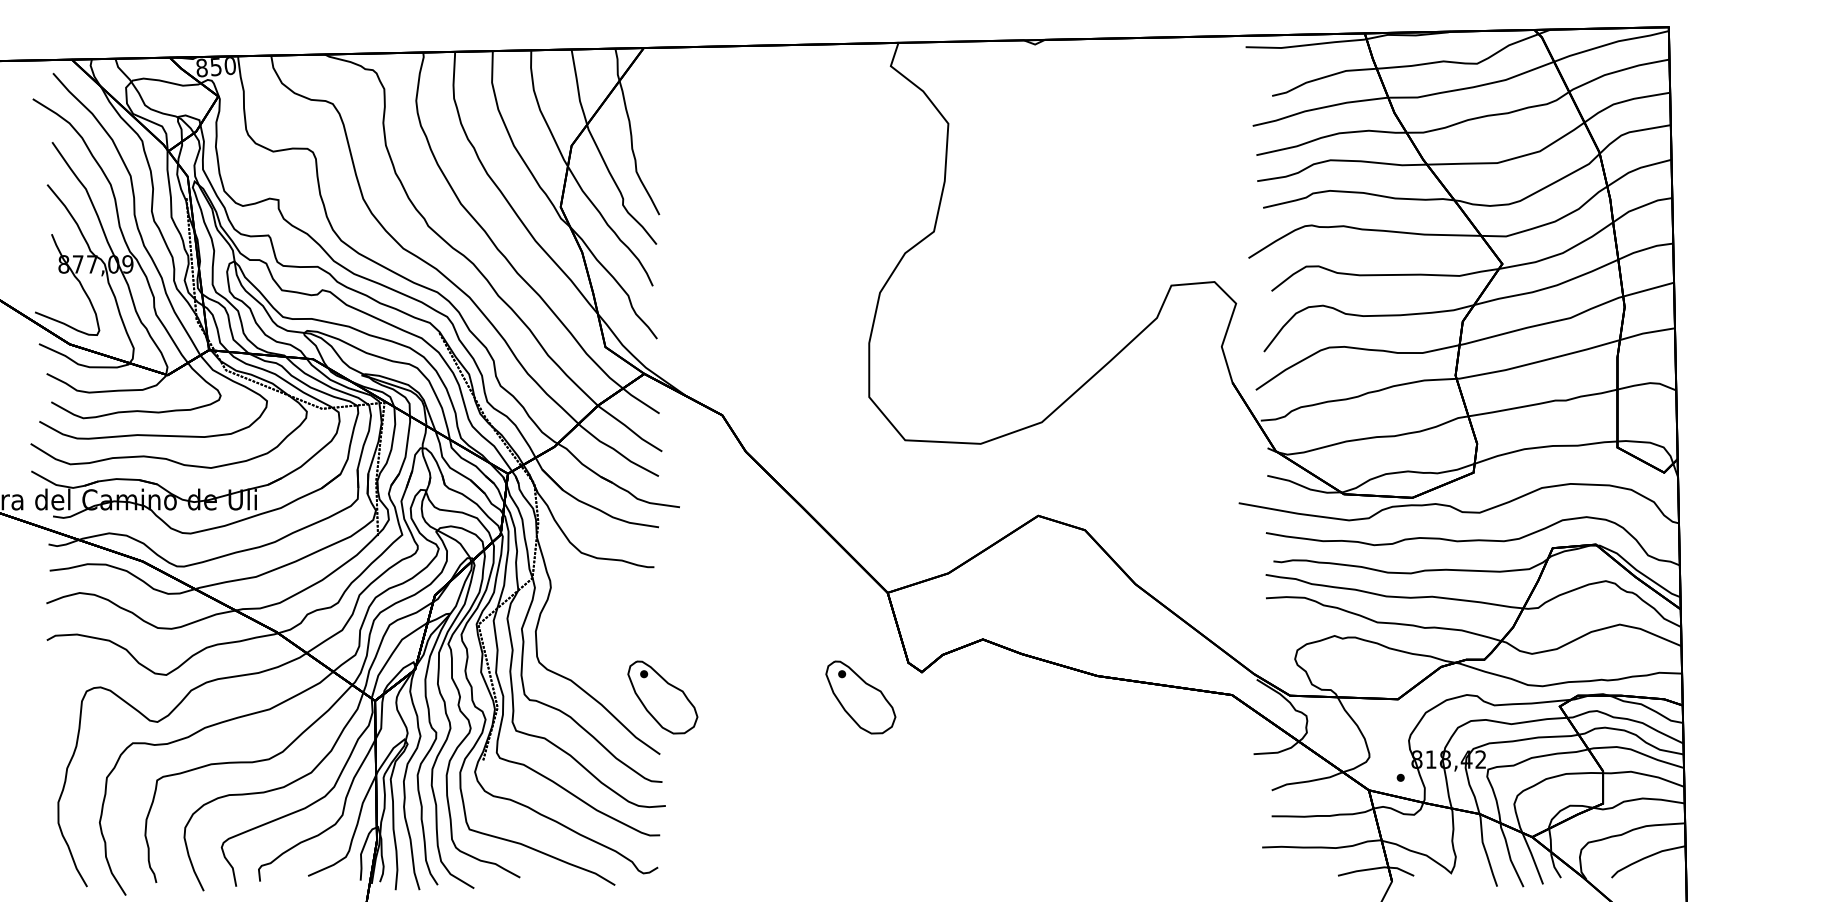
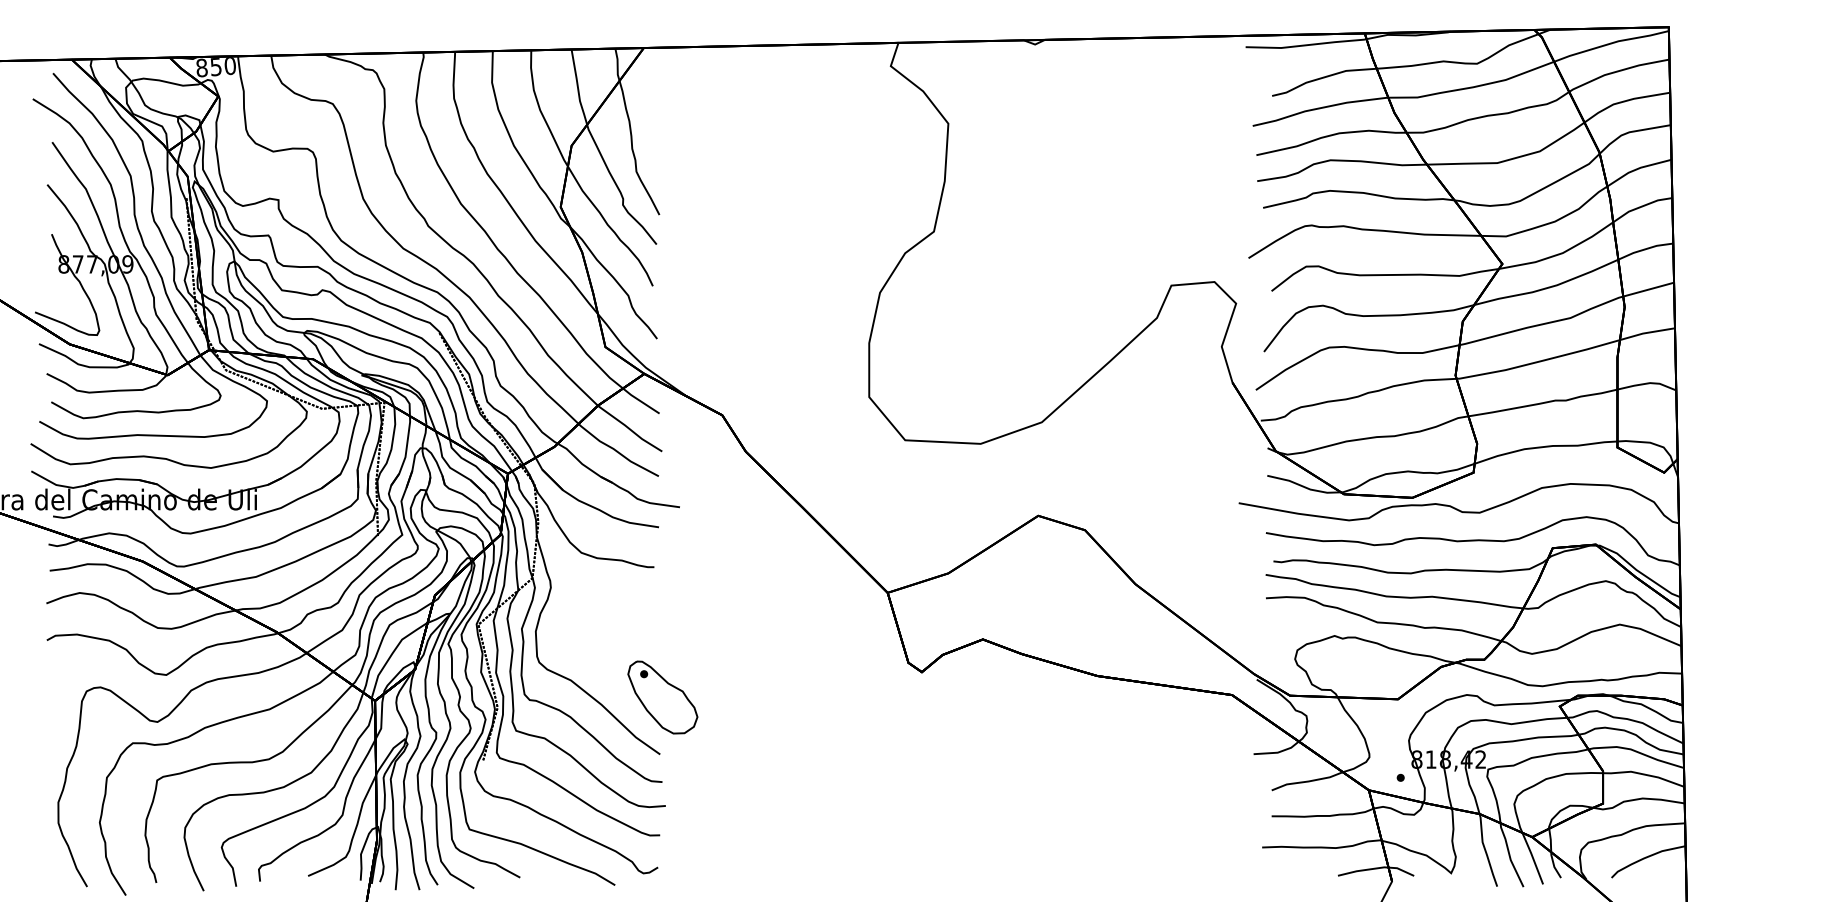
part: present -> none (860, 697)
